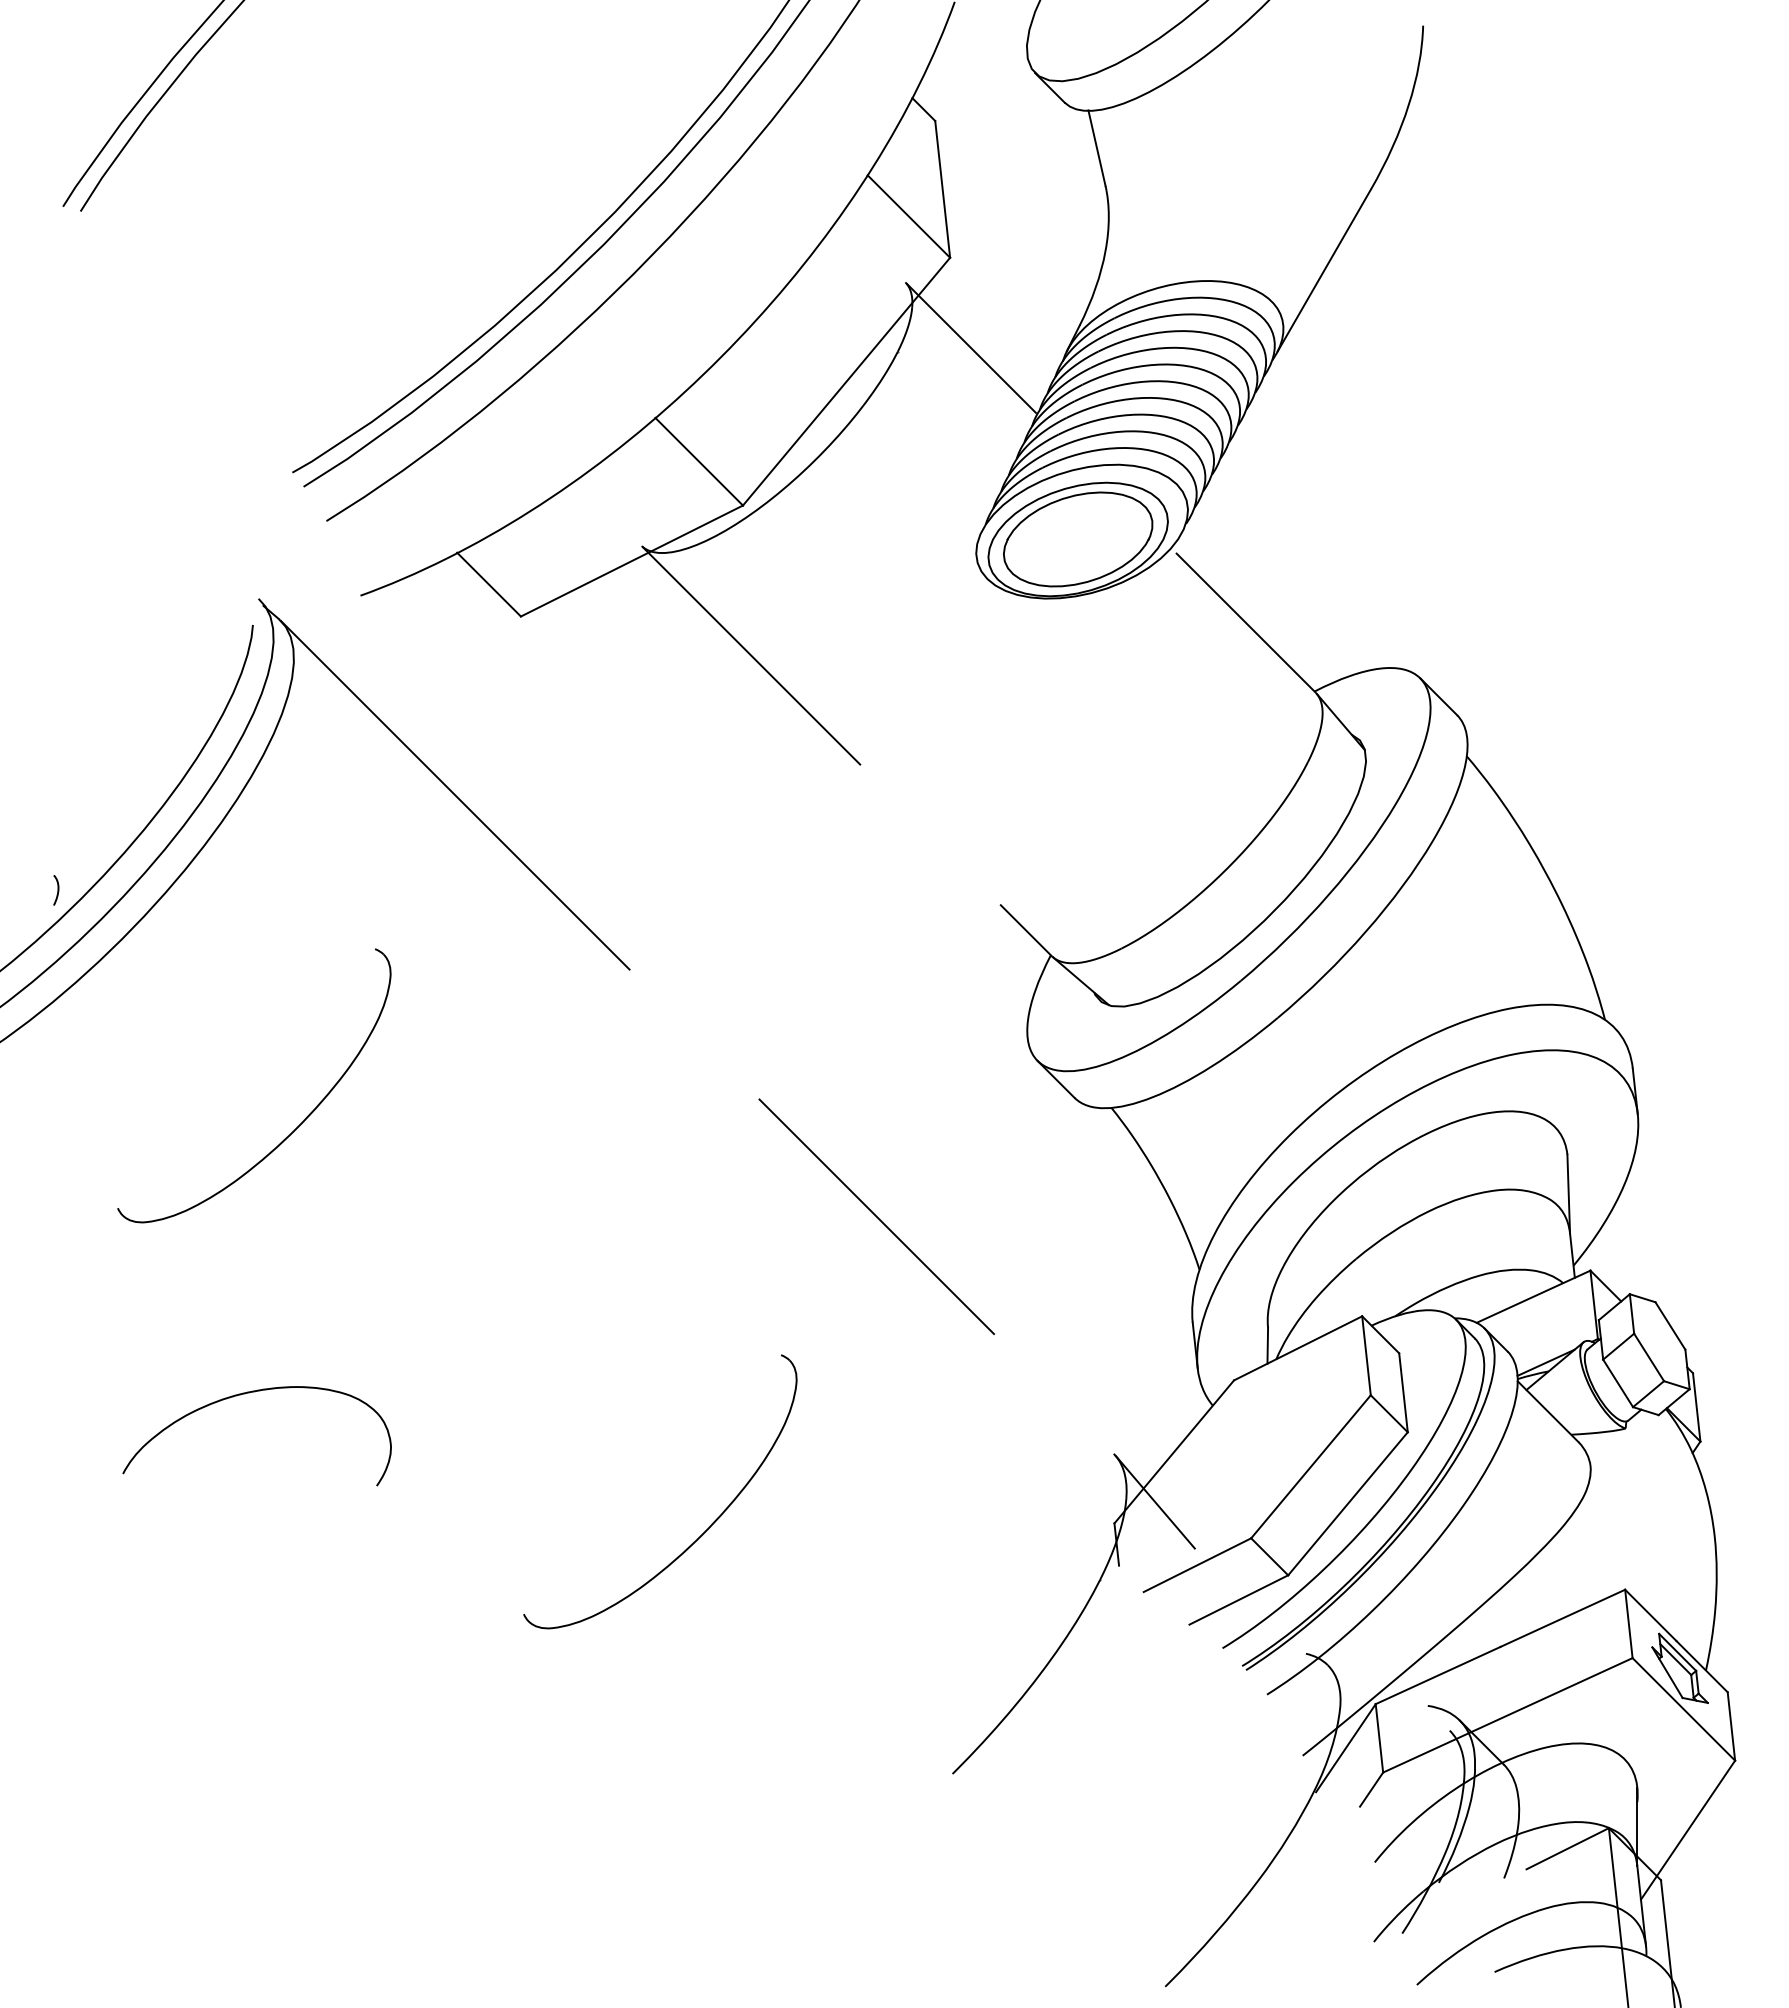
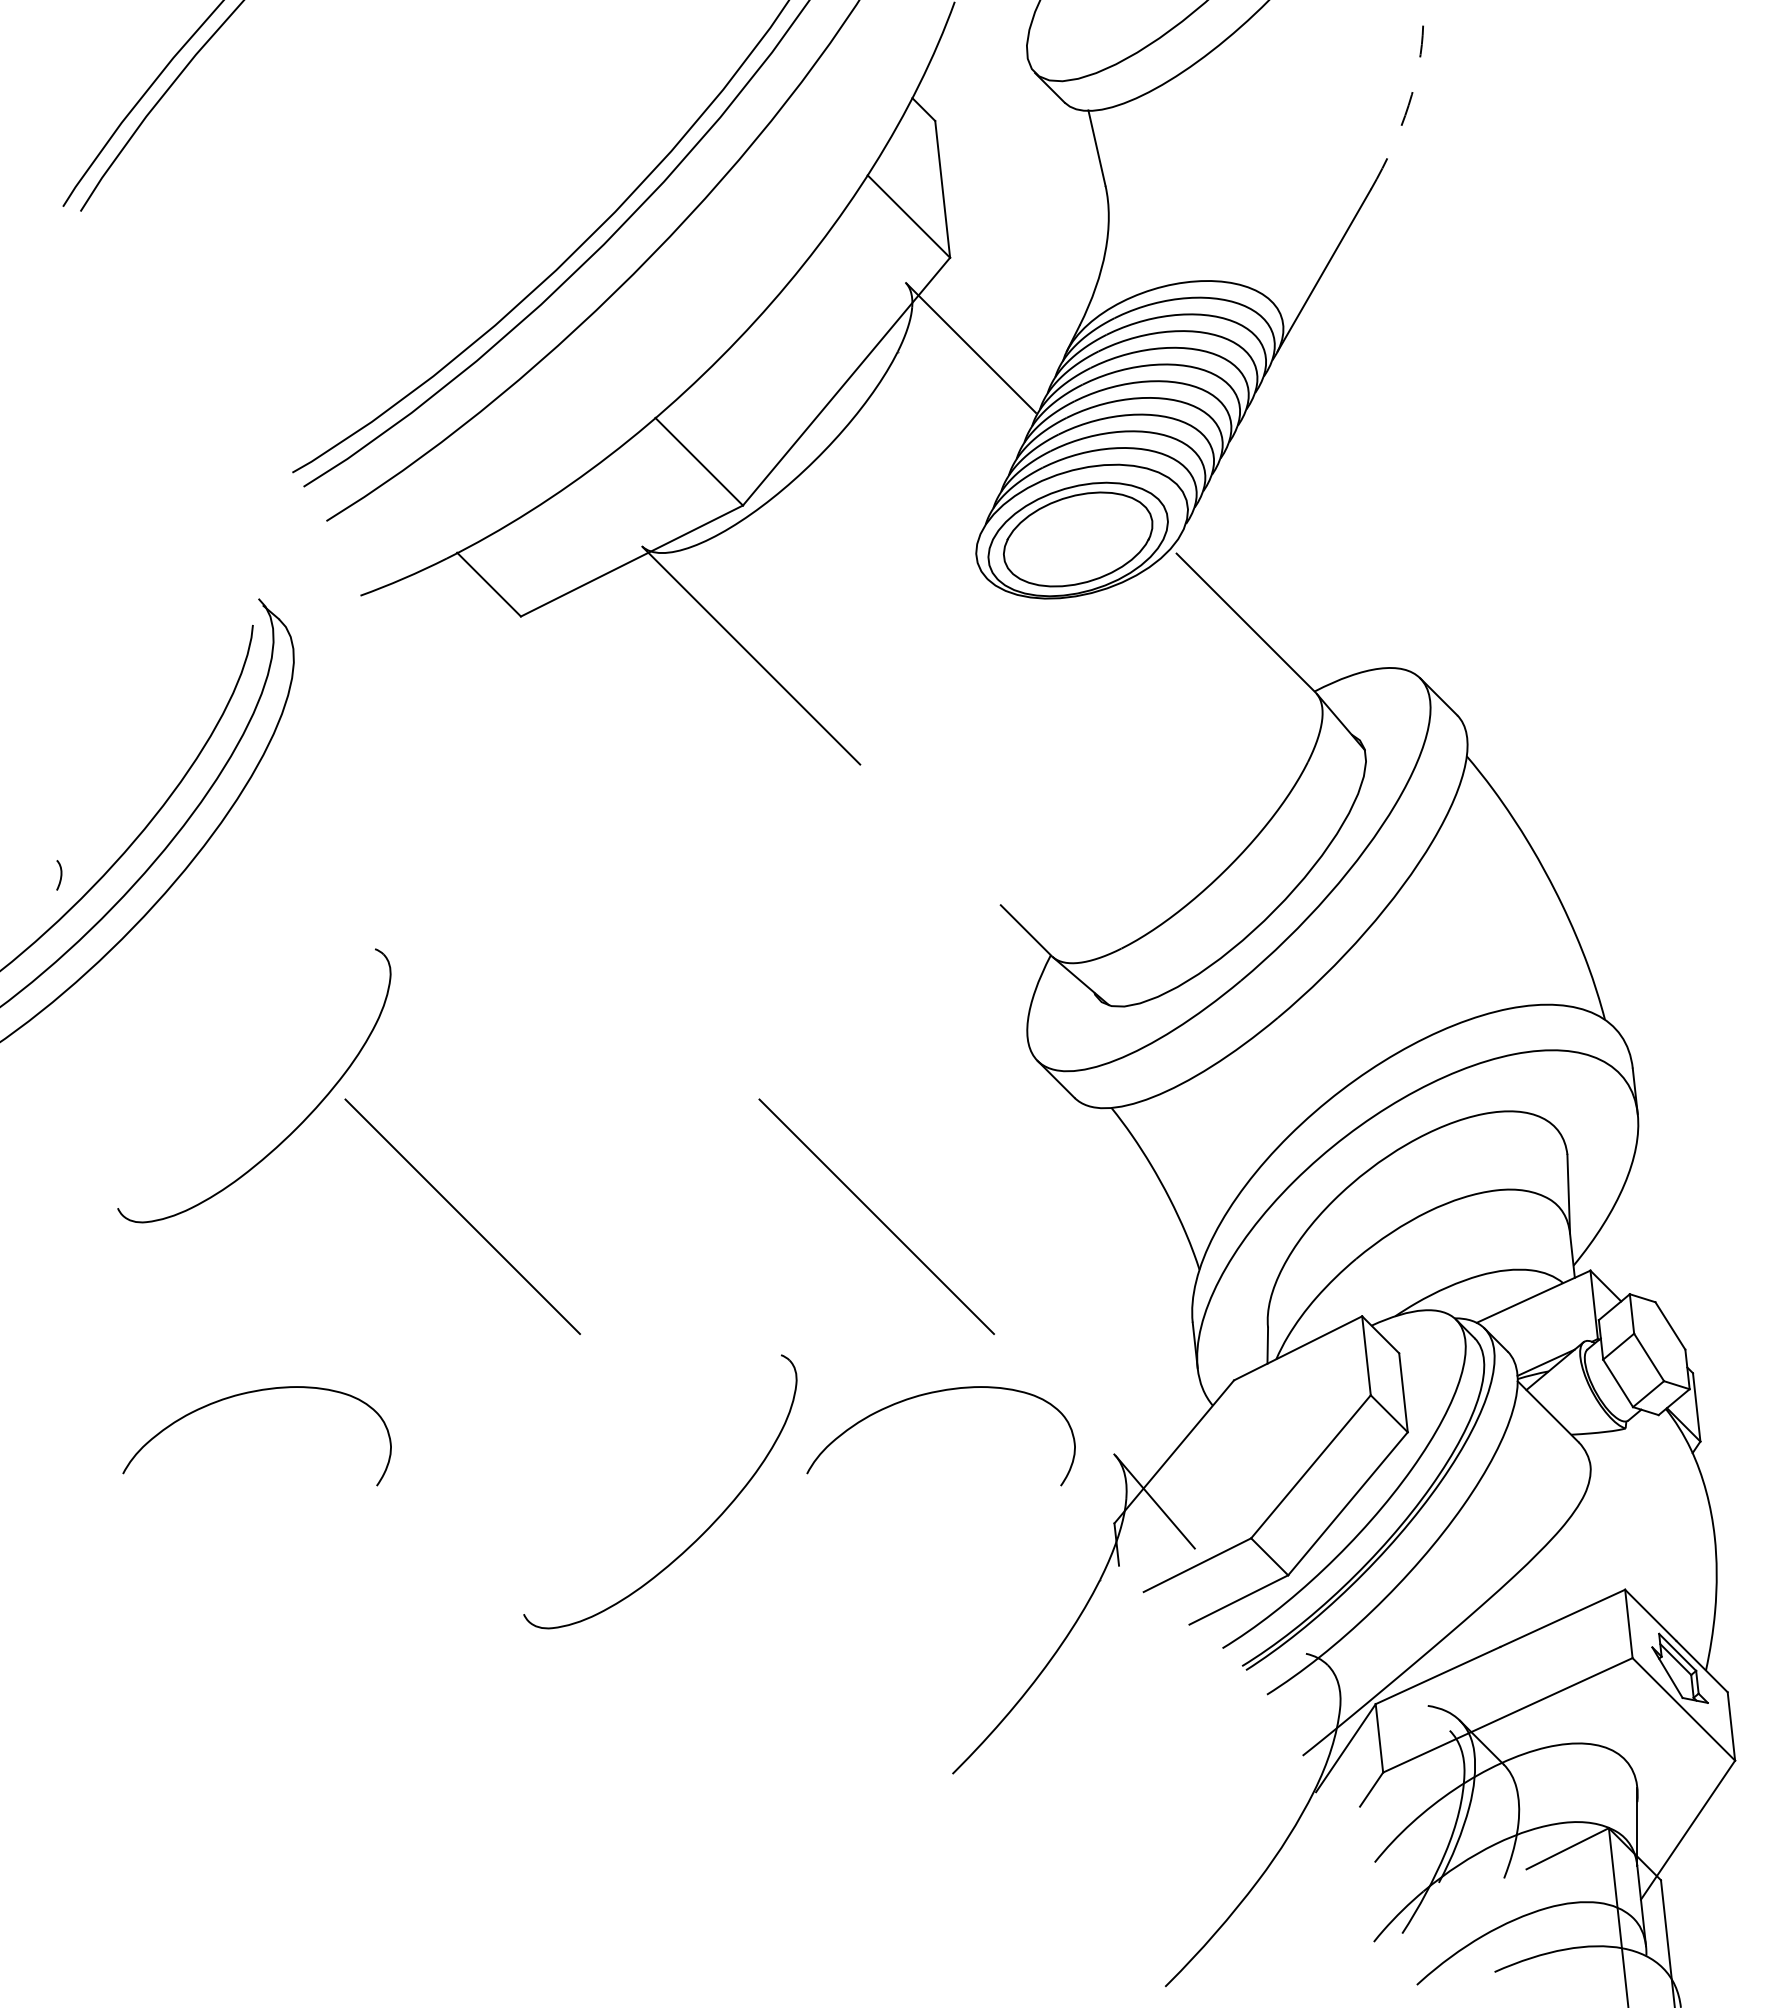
arc: solid -> dashed (1407, 109)
line: present -> none (455, 795)
arc position: (57, 890) -> (60, 875) (60, 875)
line: none -> present (462, 1216)
curve: none -> present (929, 1394)
